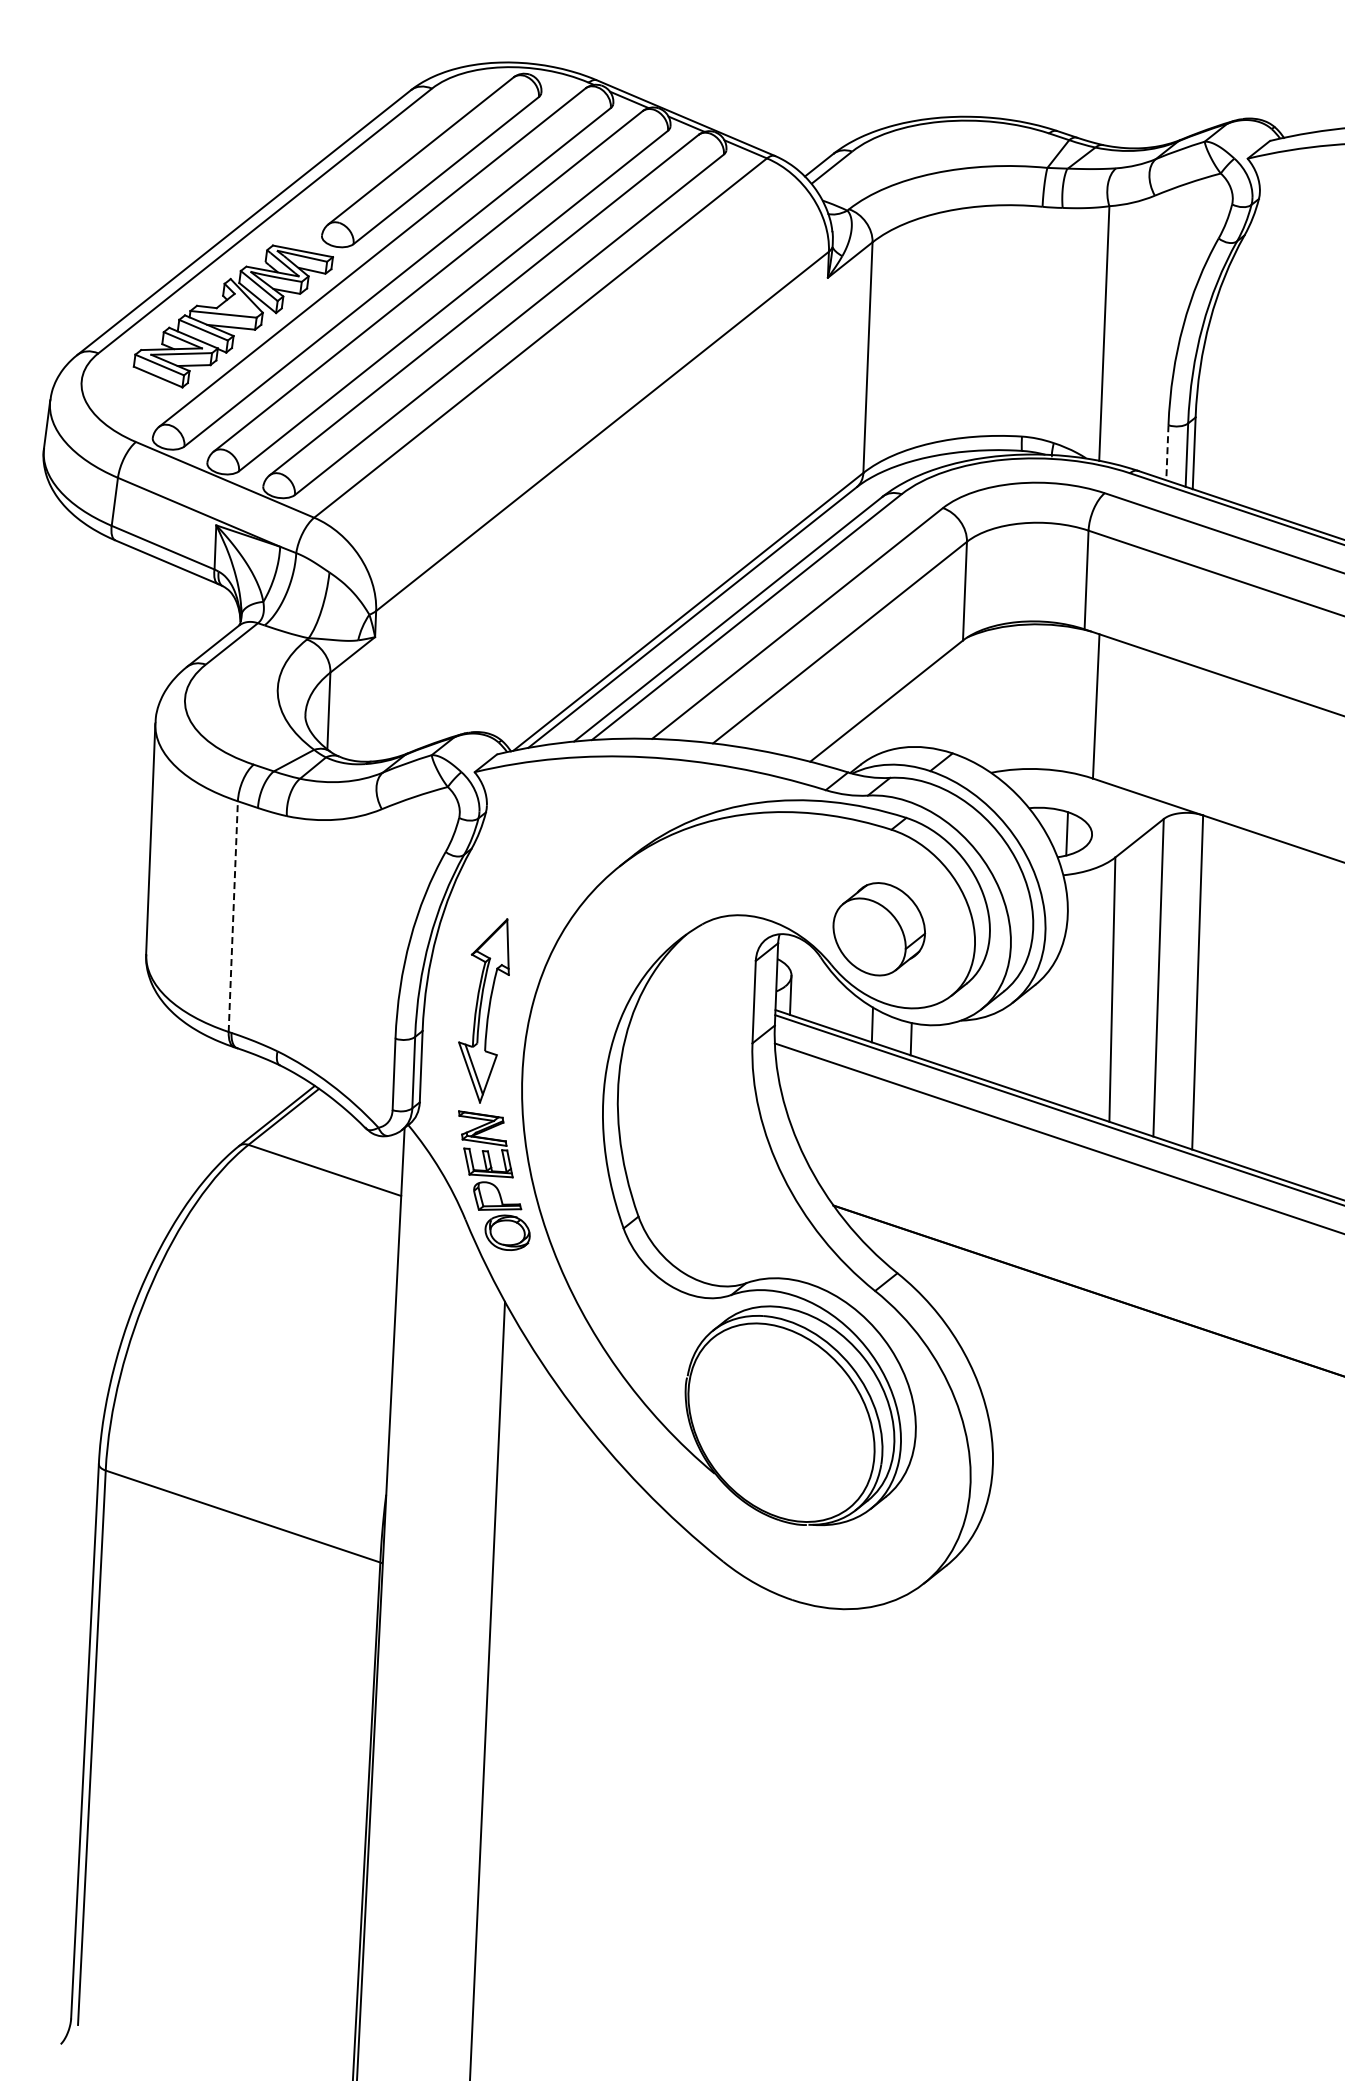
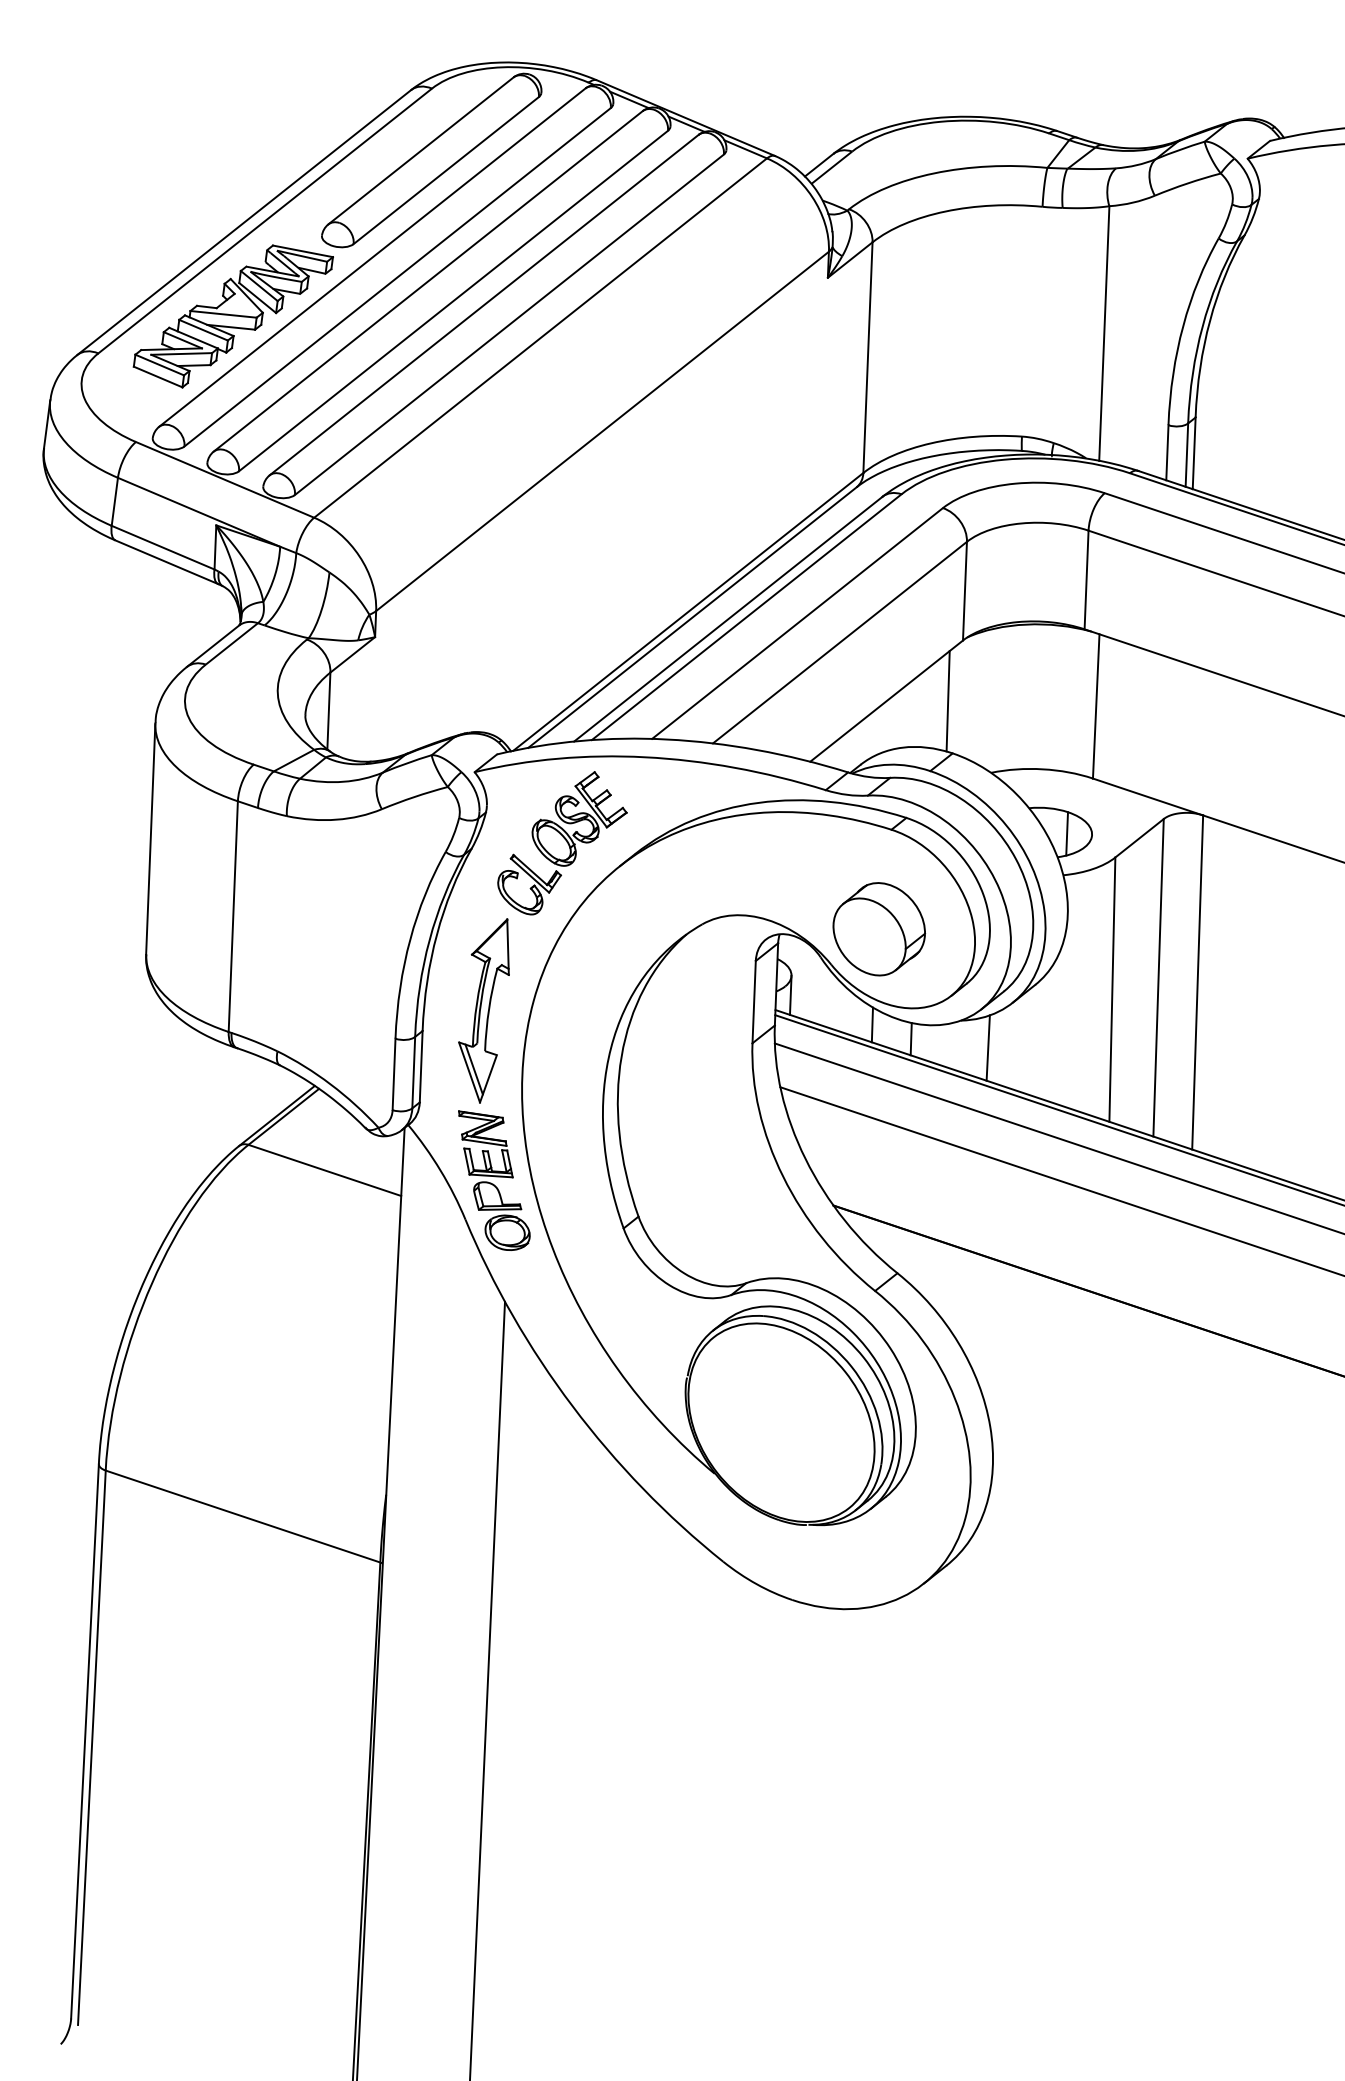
line: dashed -> solid (1167, 452)
line: none -> present (947, 701)
part: none -> present (562, 843)
line: dashed -> solid (233, 916)
line: none -> present (987, 1047)
line: none -> present (1060, 1181)
